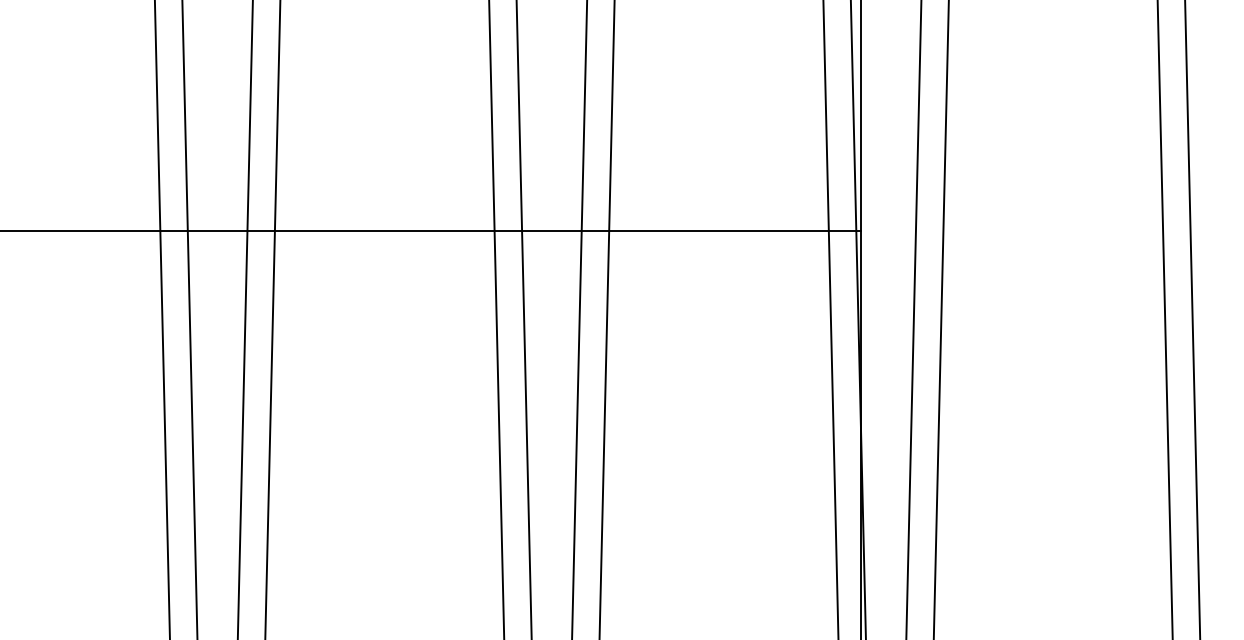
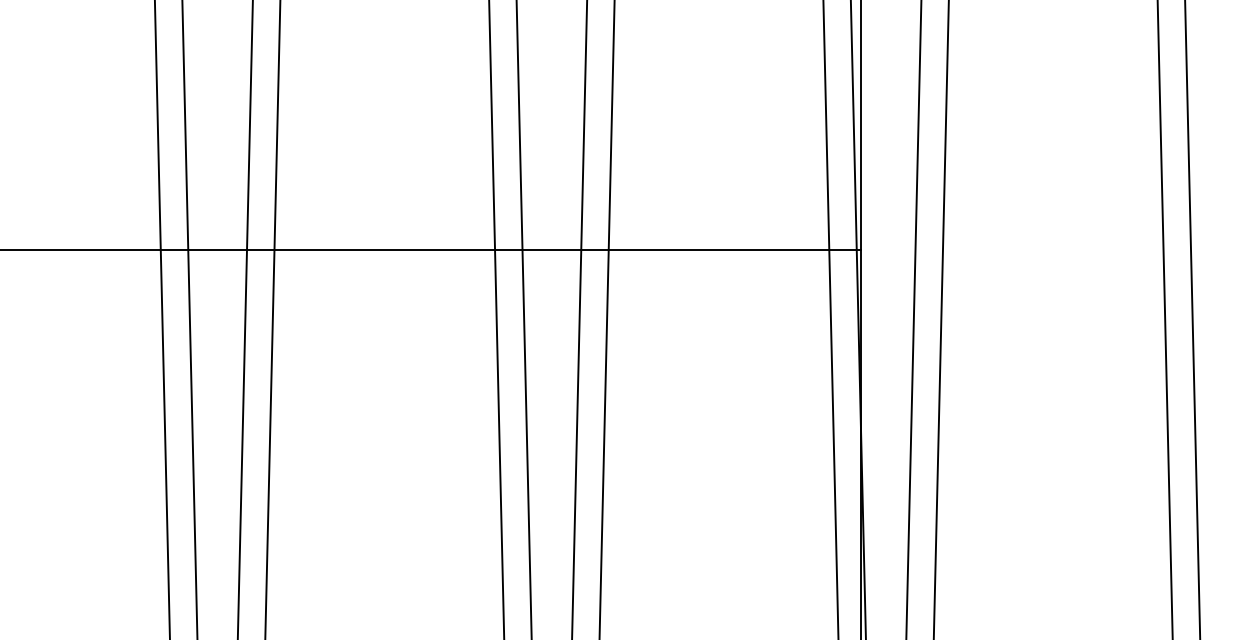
line position: (431, 230) -> (431, 249) (431, 249)
